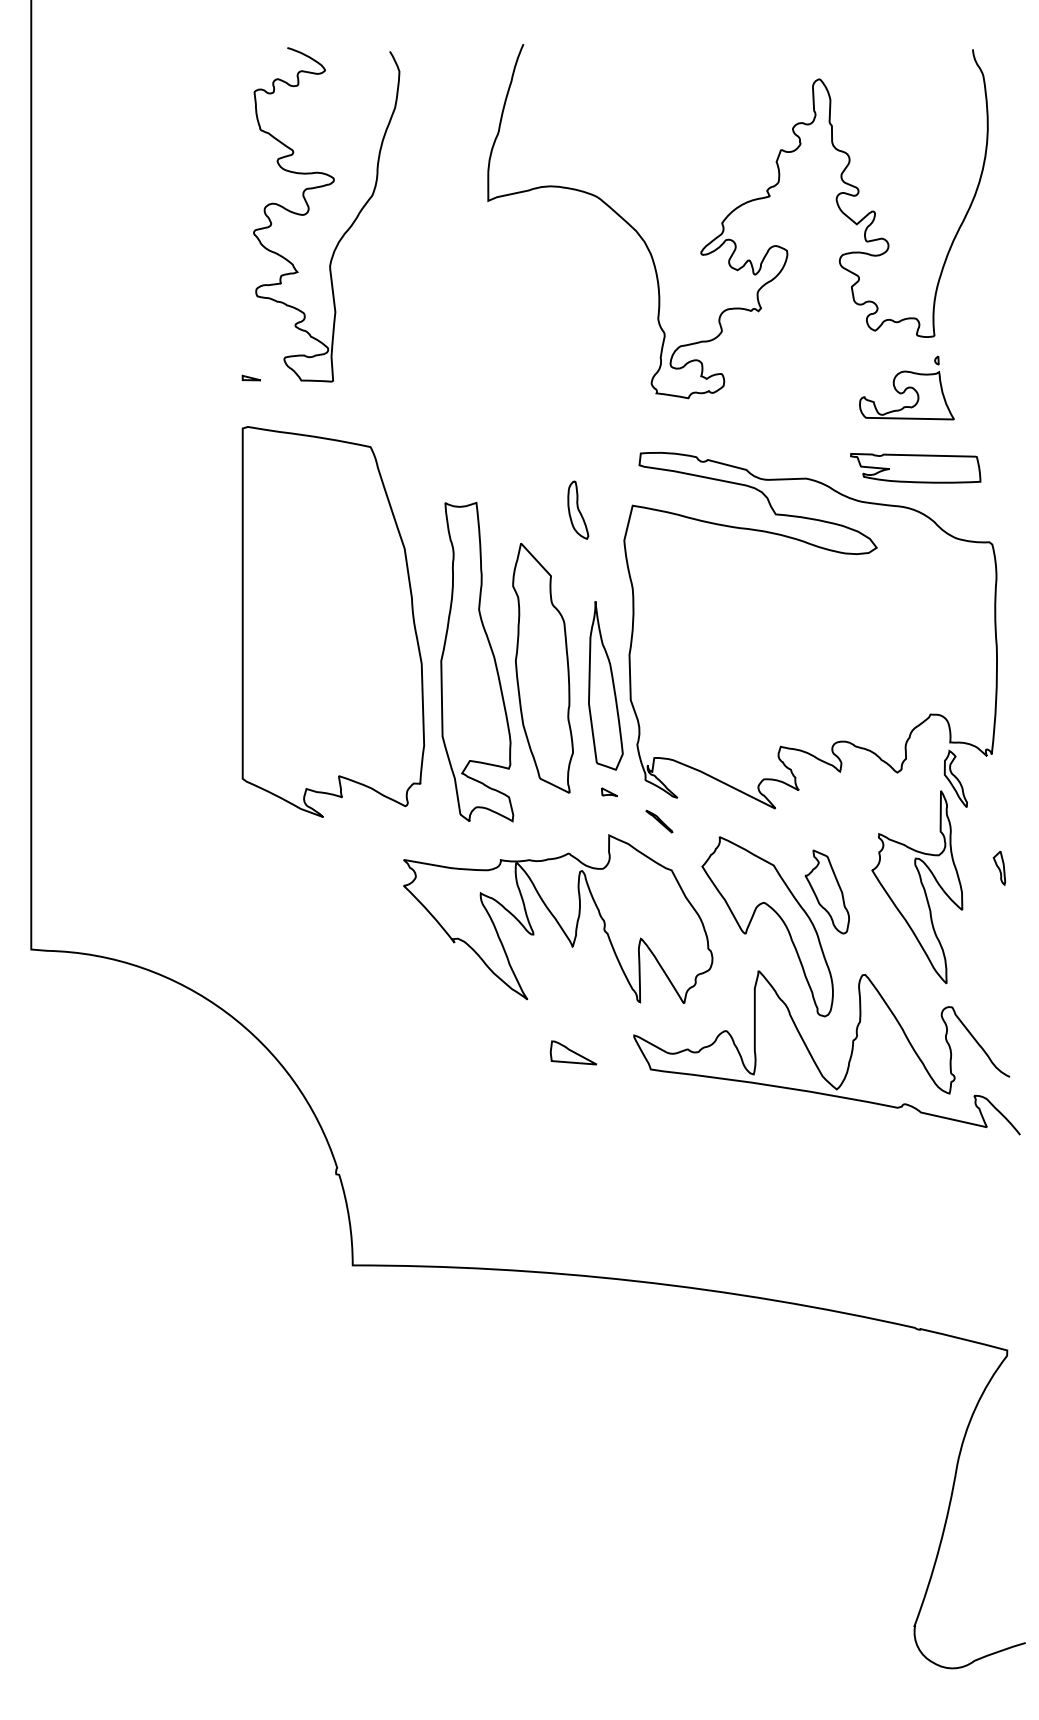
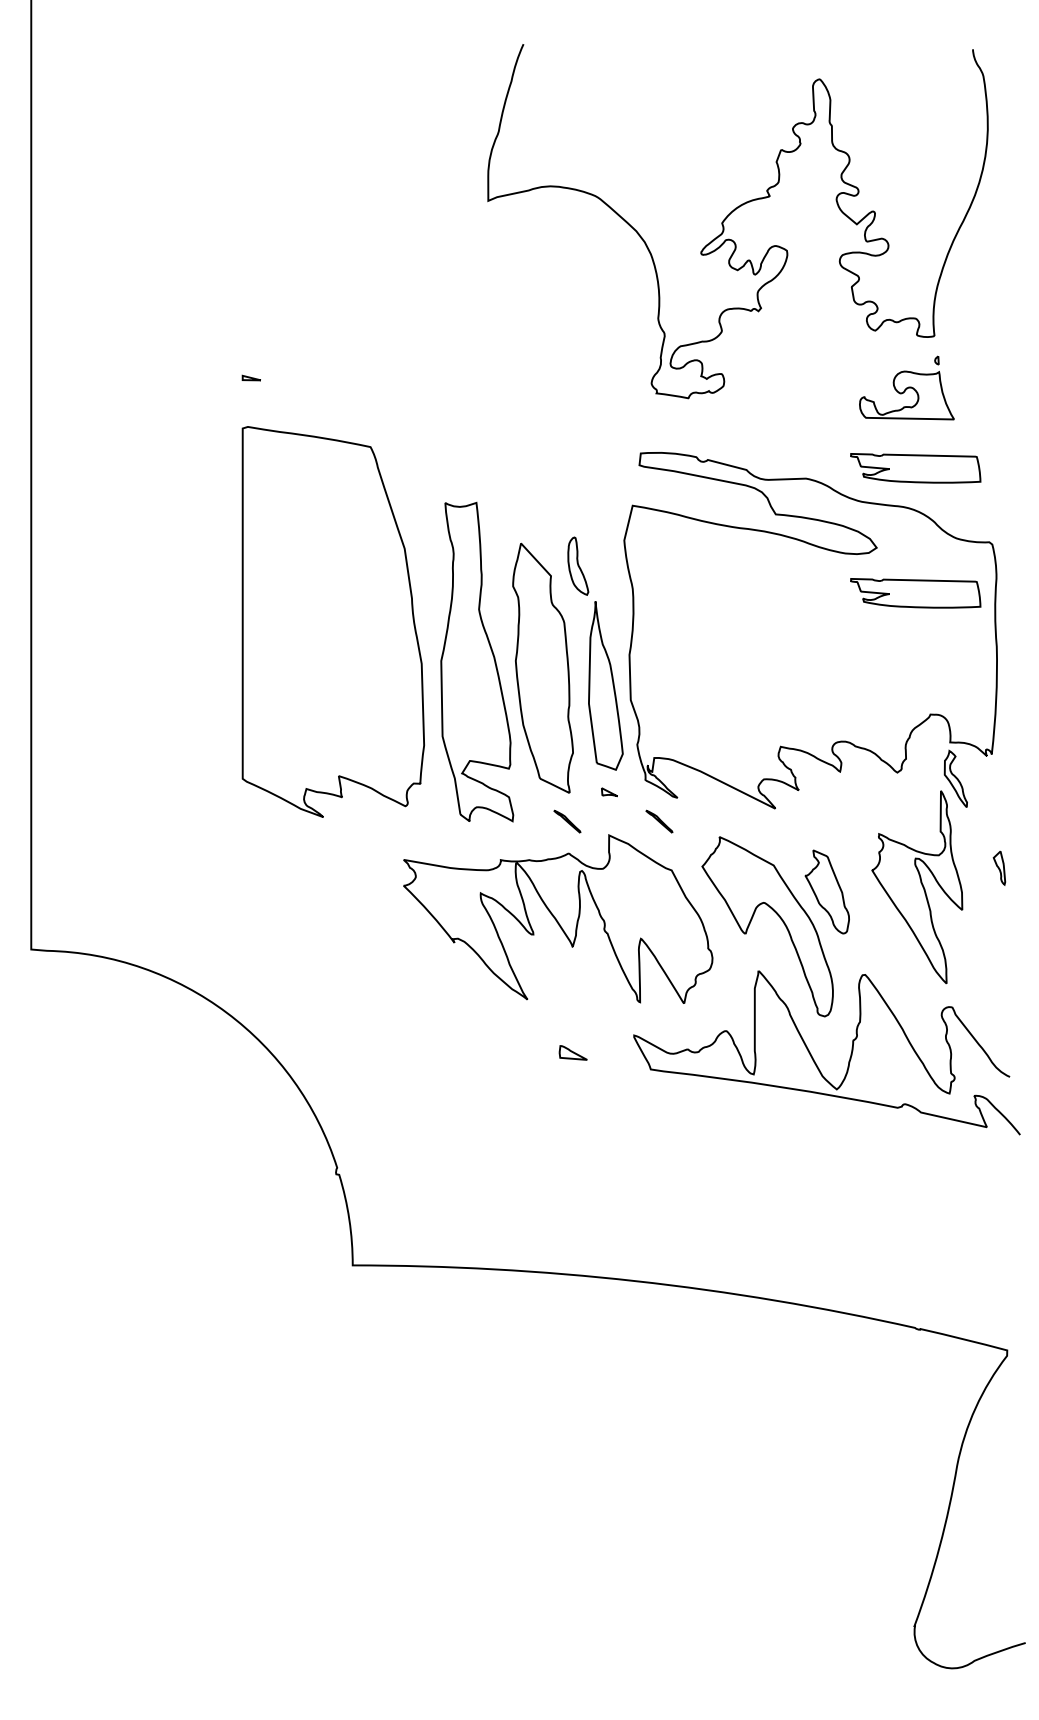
curve: present -> none (309, 210)
part position: (578, 509) -> (578, 565) (578, 565)
part: none -> present (915, 593)
part: none -> present (567, 821)
part size: 48x26 px -> 30x16 px (572, 1052)
